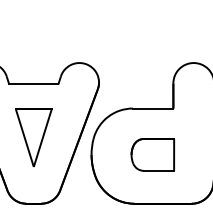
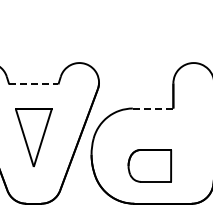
line: solid -> dashed (33, 84)
line: solid -> dashed (152, 108)
part position: (152, 154) -> (149, 165) (149, 165)
